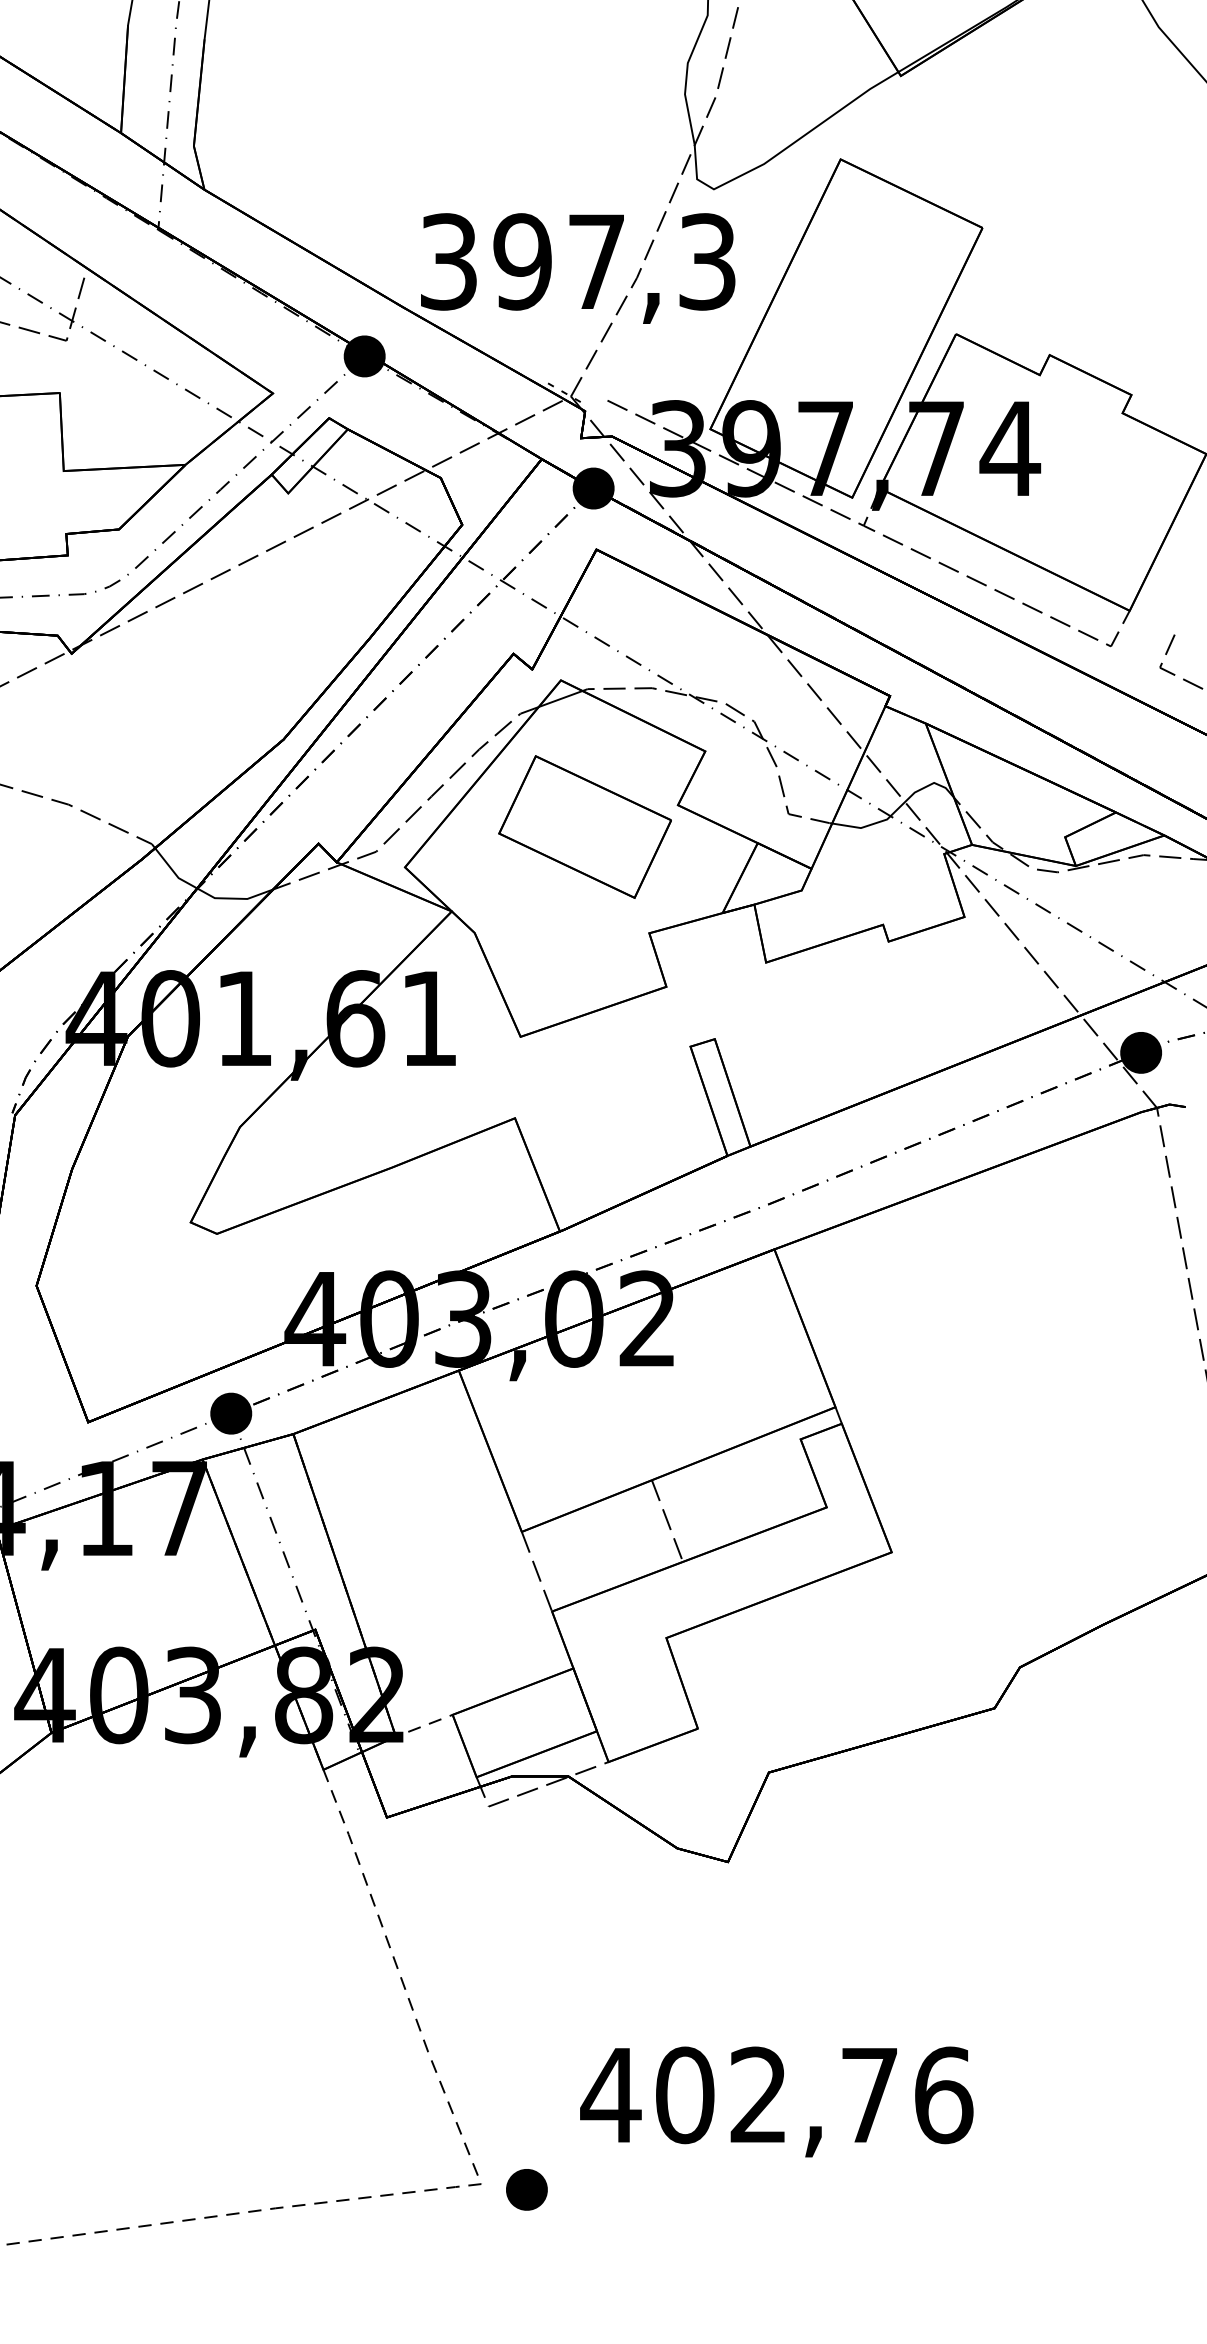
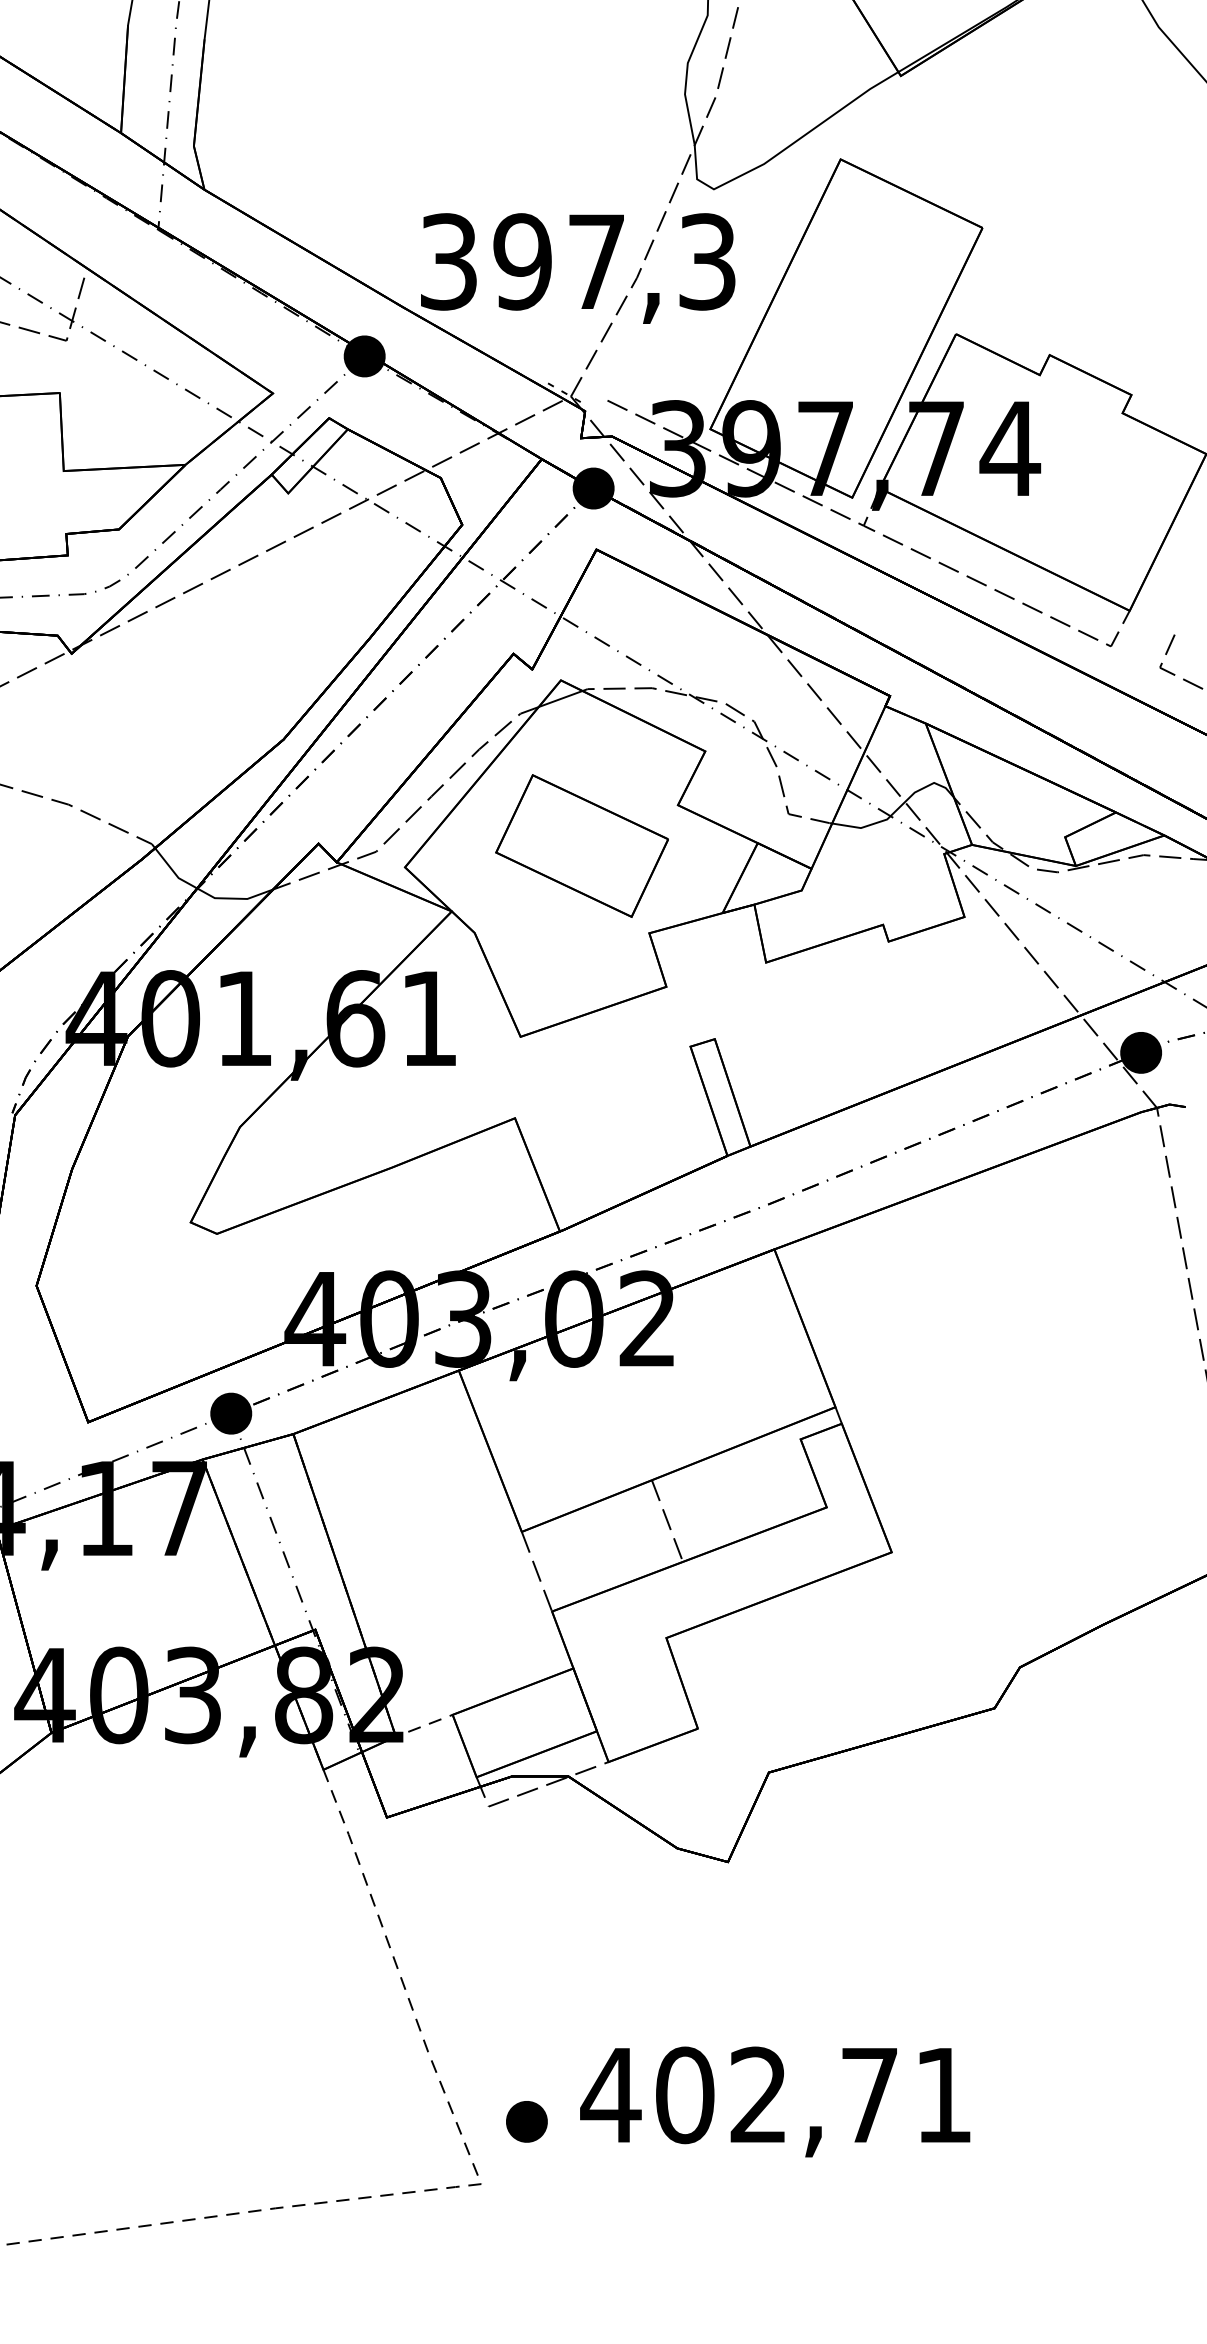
part position: (584, 826) -> (581, 845) (581, 845)
text: 402,76 -> 402,71 (944, 2095)
part position: (526, 2189) -> (526, 2121) (526, 2121)
